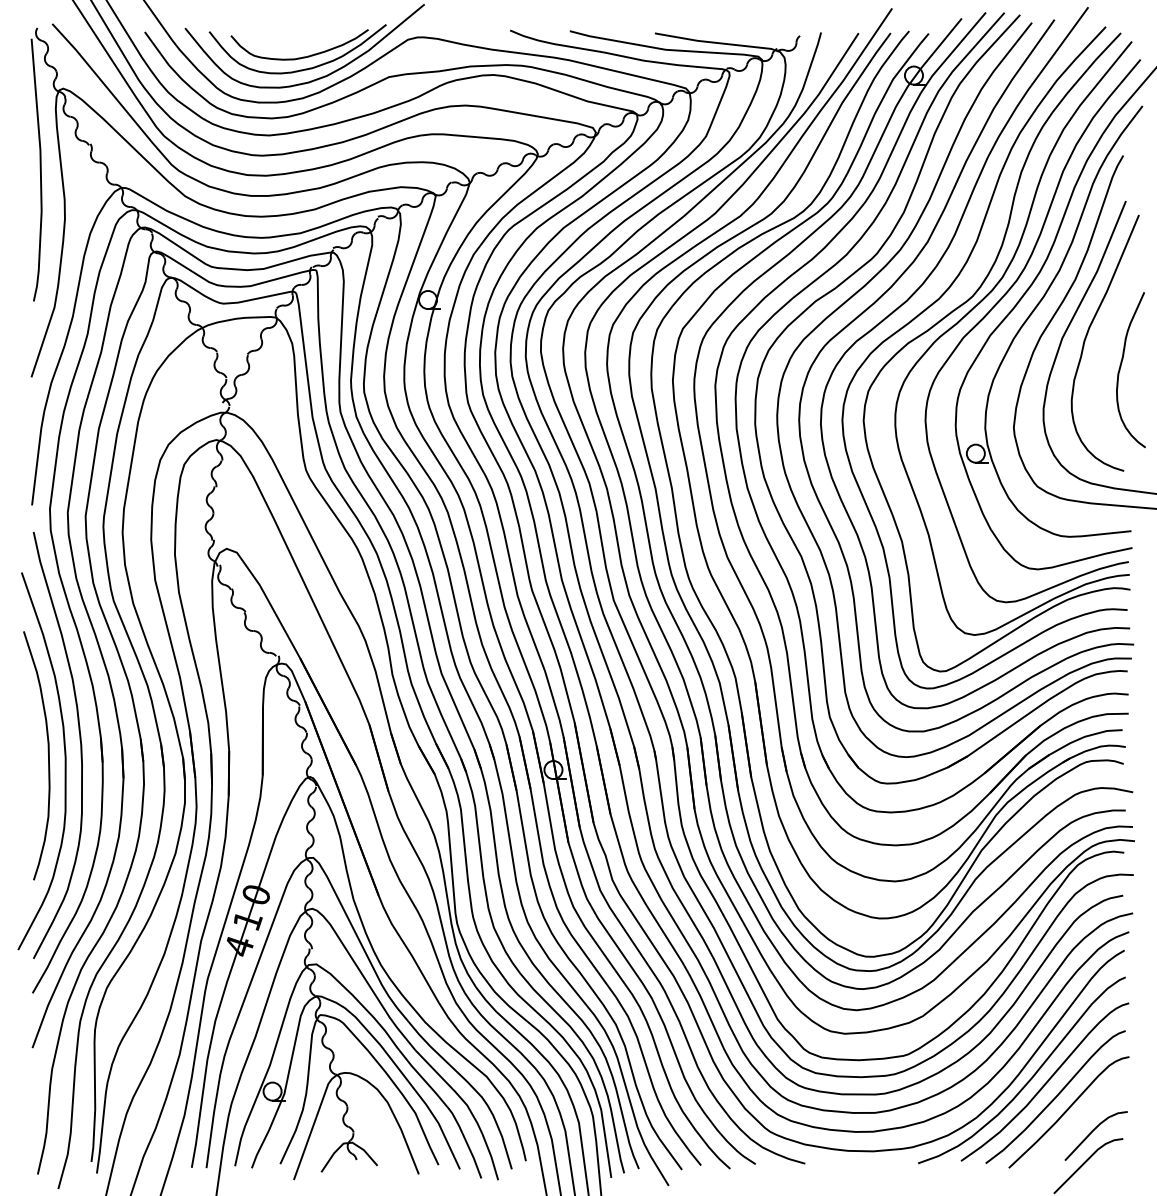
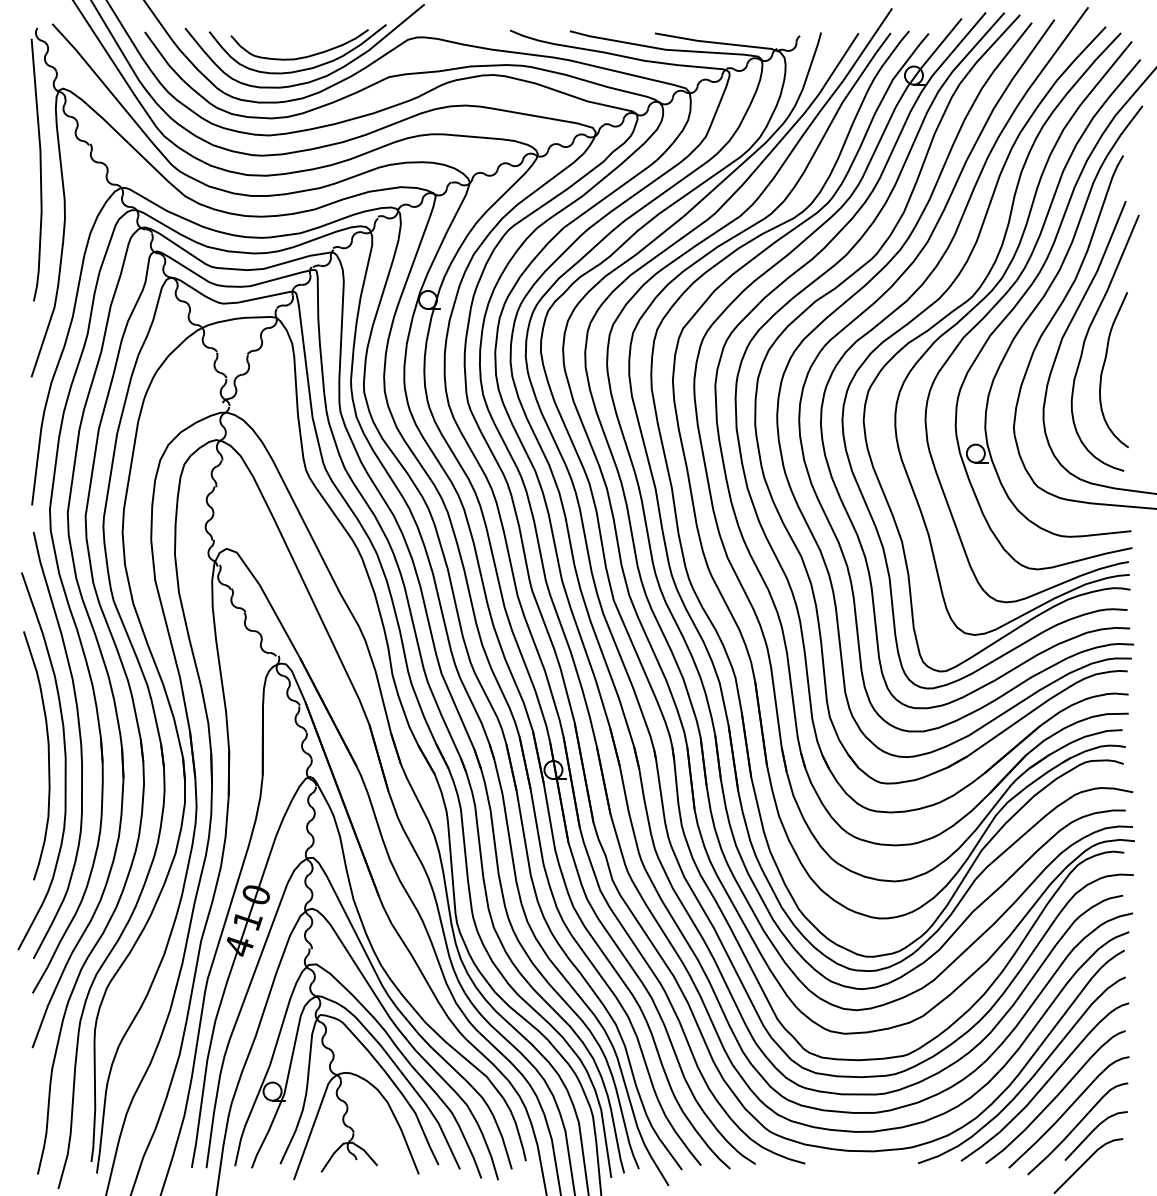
curve position: (1121, 367) -> (1104, 367) (1104, 367)
curve: none -> present (1076, 1127)
